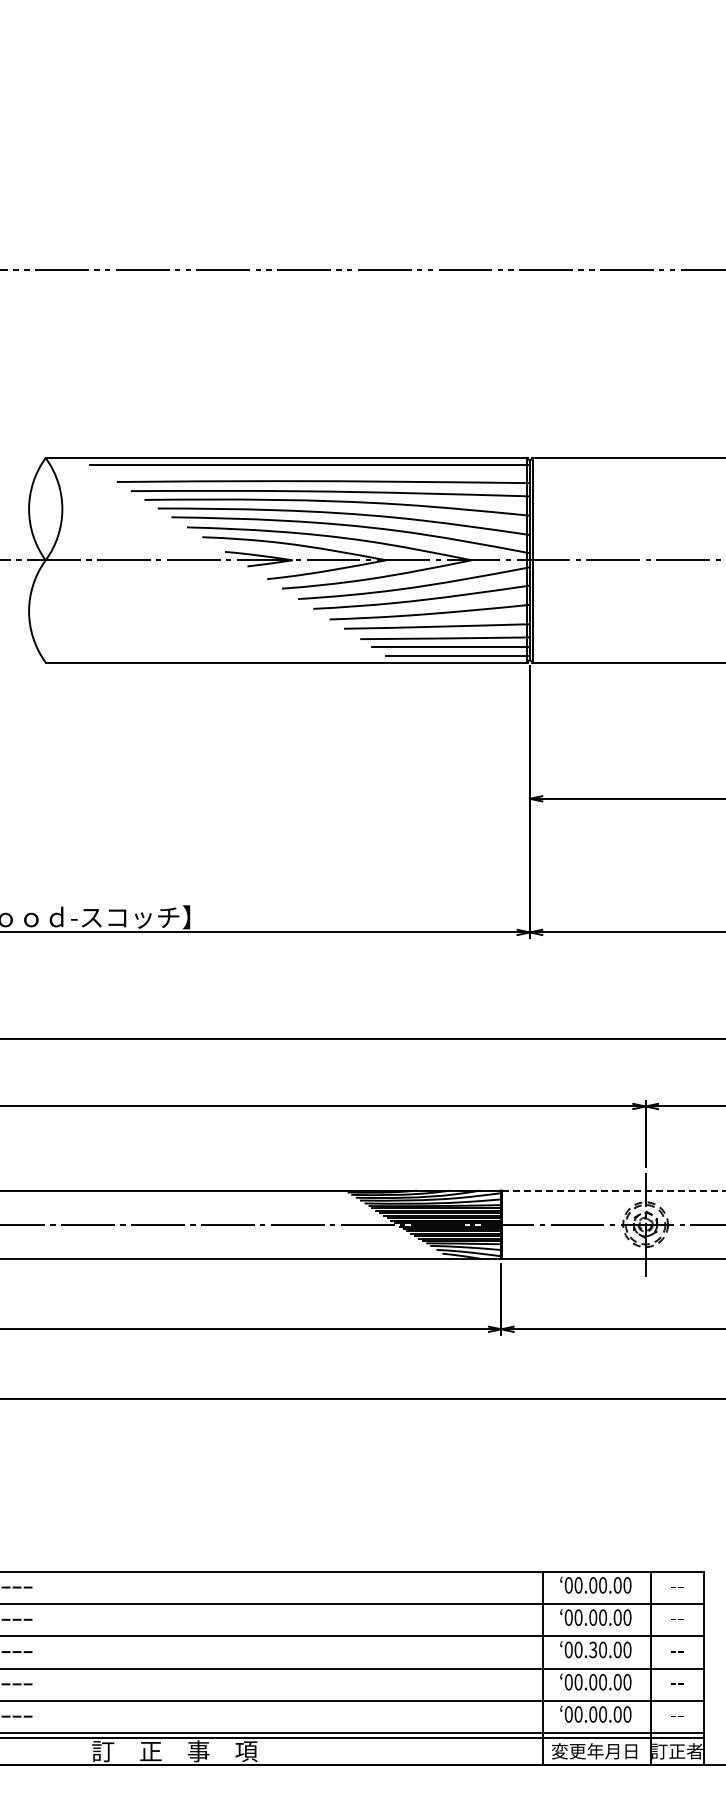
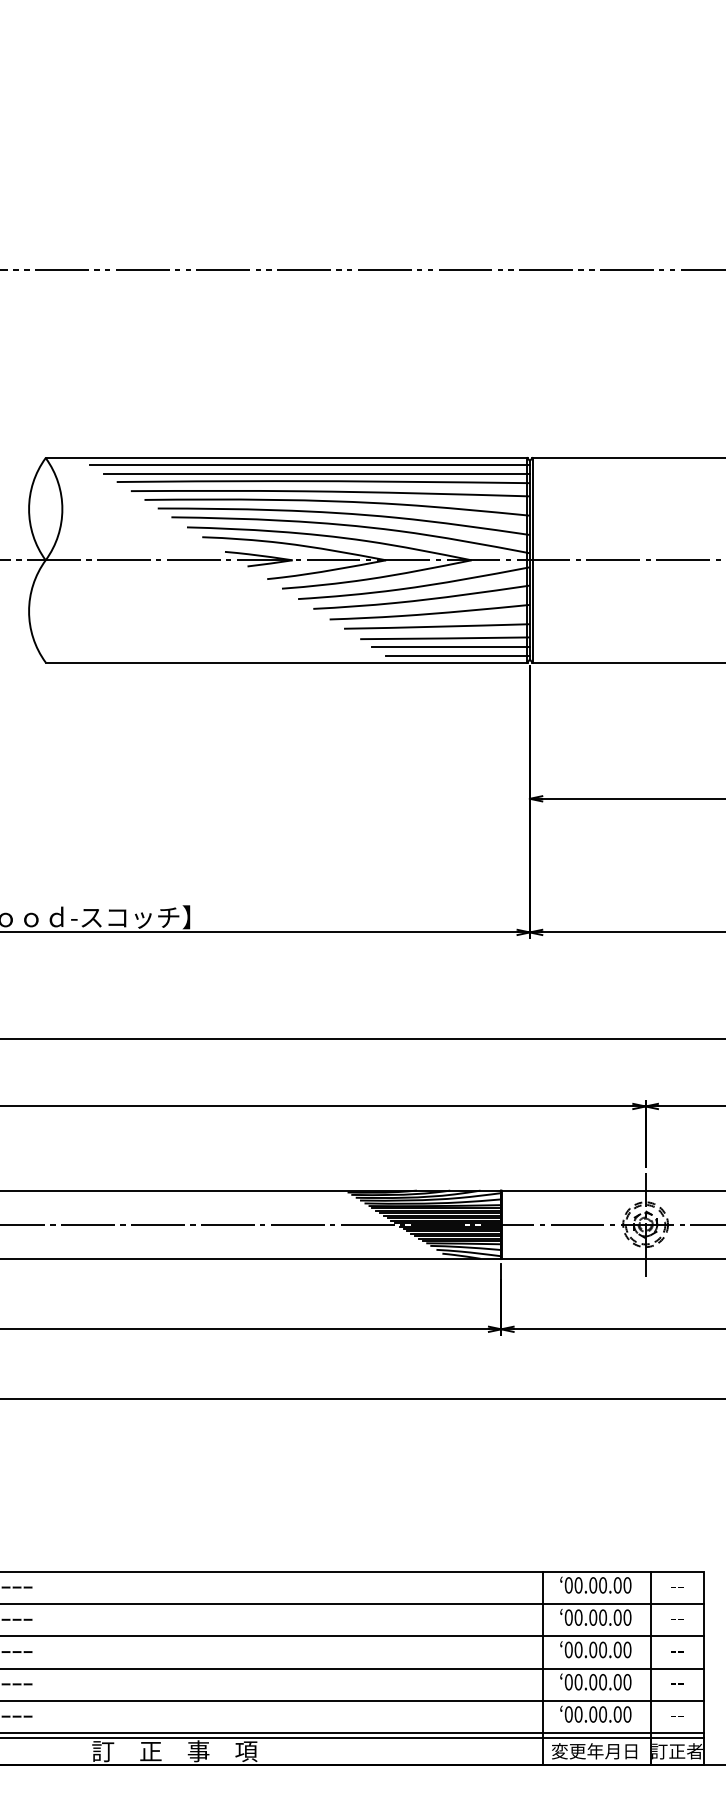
line: none -> present (316, 474)
line: dashed -> solid (613, 1190)
text: 00.30.00 -> 00.00.00 (593, 1650)
